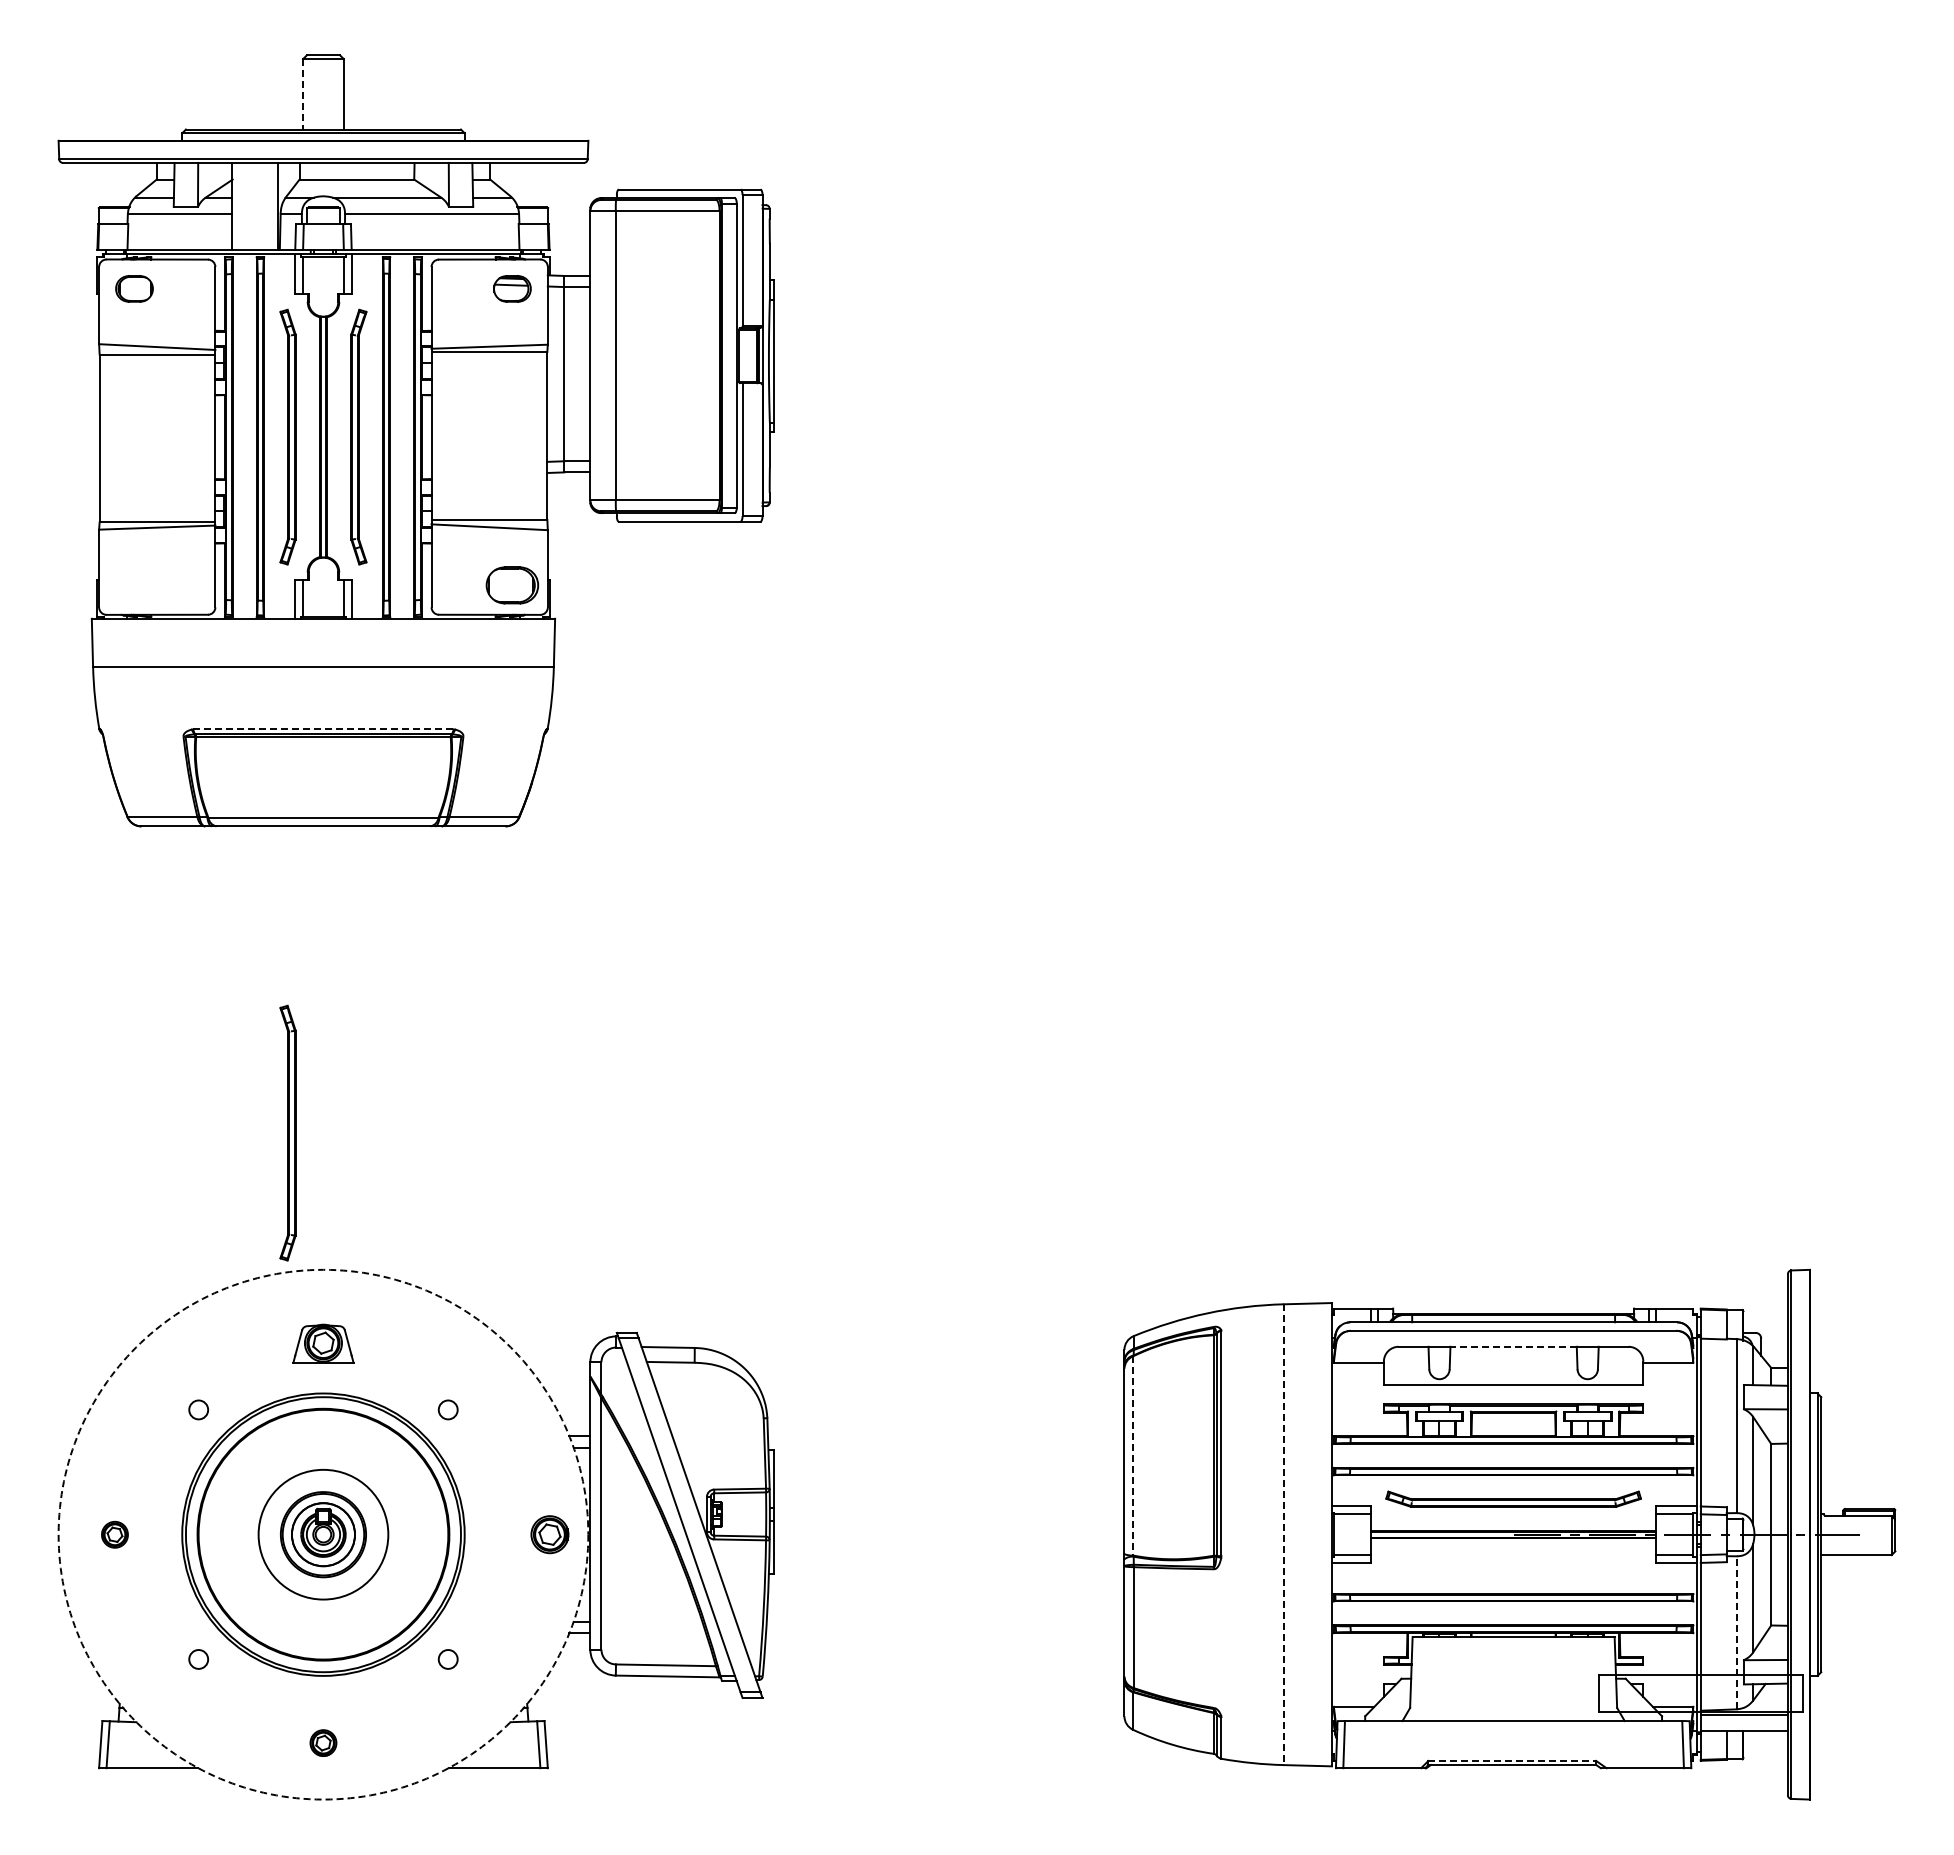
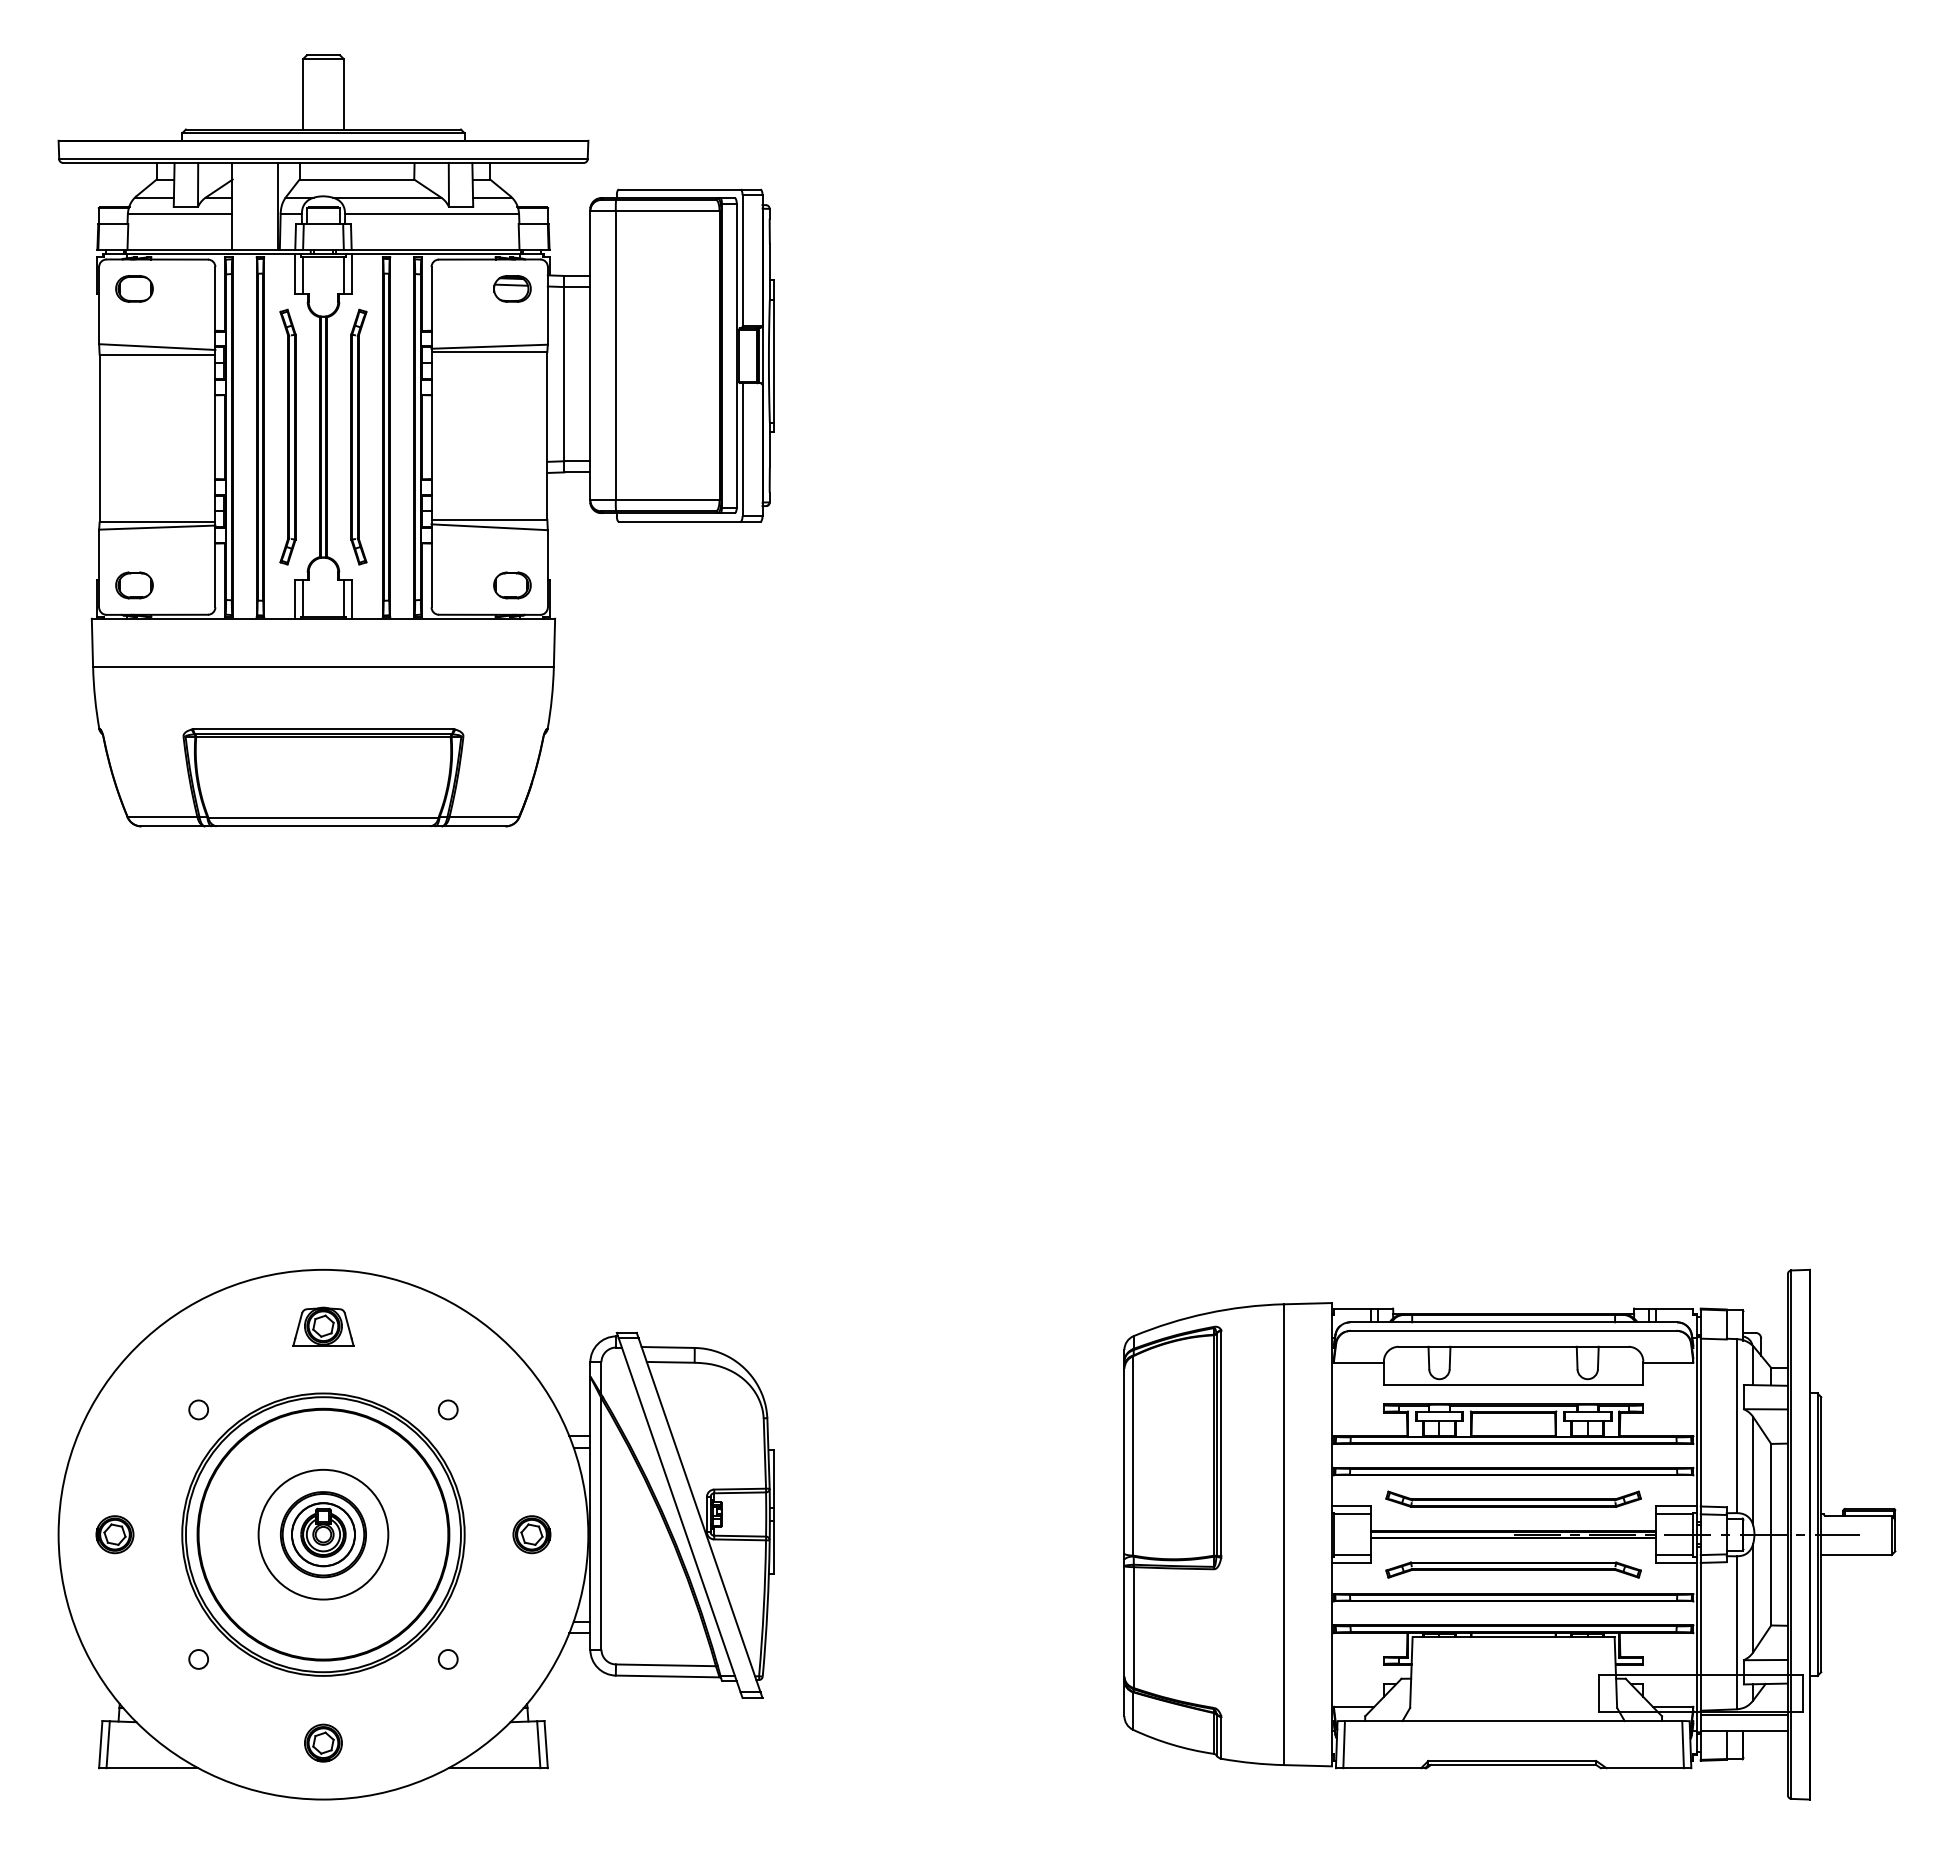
line: dashed -> solid (303, 94)
part: none -> present (134, 585)
part size: 54x39 px -> 39x29 px (512, 585)
line: dashed -> solid (323, 729)
part: present -> none (287, 1132)
part position: (323, 1343) -> (323, 1326) (323, 1326)
line: dashed -> solid (1513, 1346)
line: dashed -> solid (1133, 1455)
part size: 28x29 px -> 40x40 px (114, 1534)
circle: dashed -> solid (323, 1534)
part position: (549, 1534) -> (531, 1534) (531, 1534)
line: dashed -> solid (1283, 1535)
part: none -> present (1513, 1569)
line: dashed -> solid (1736, 1632)
part size: 29x28 px -> 39x40 px (323, 1742)
line: dashed -> solid (1512, 1760)
